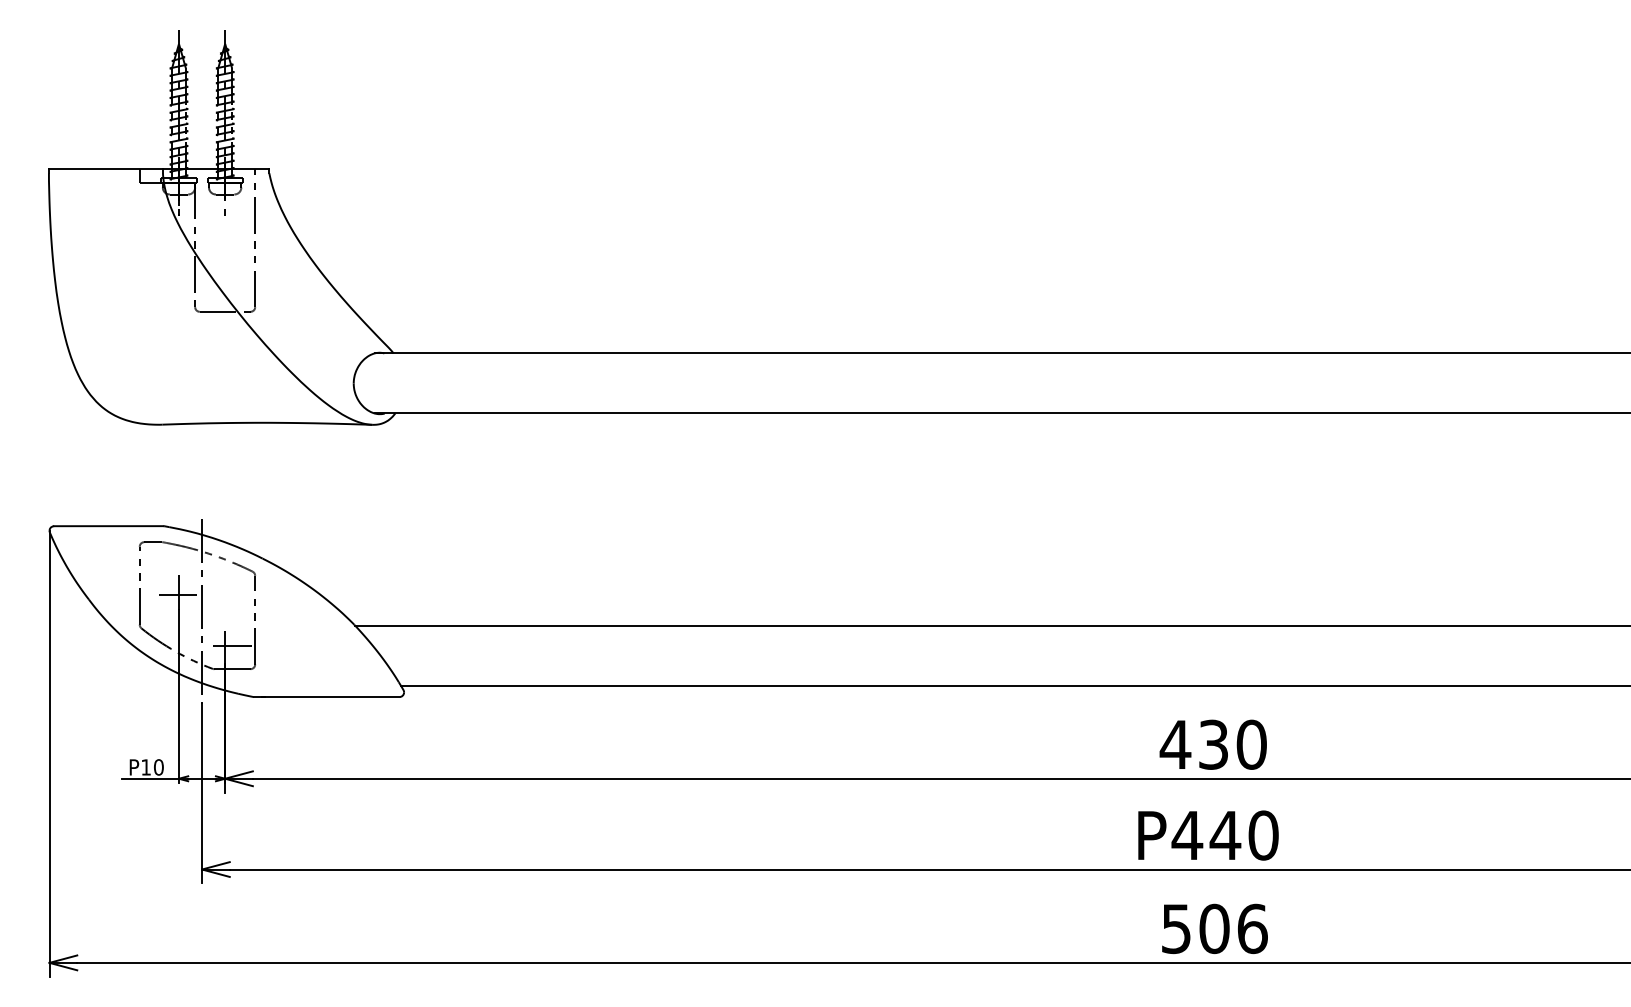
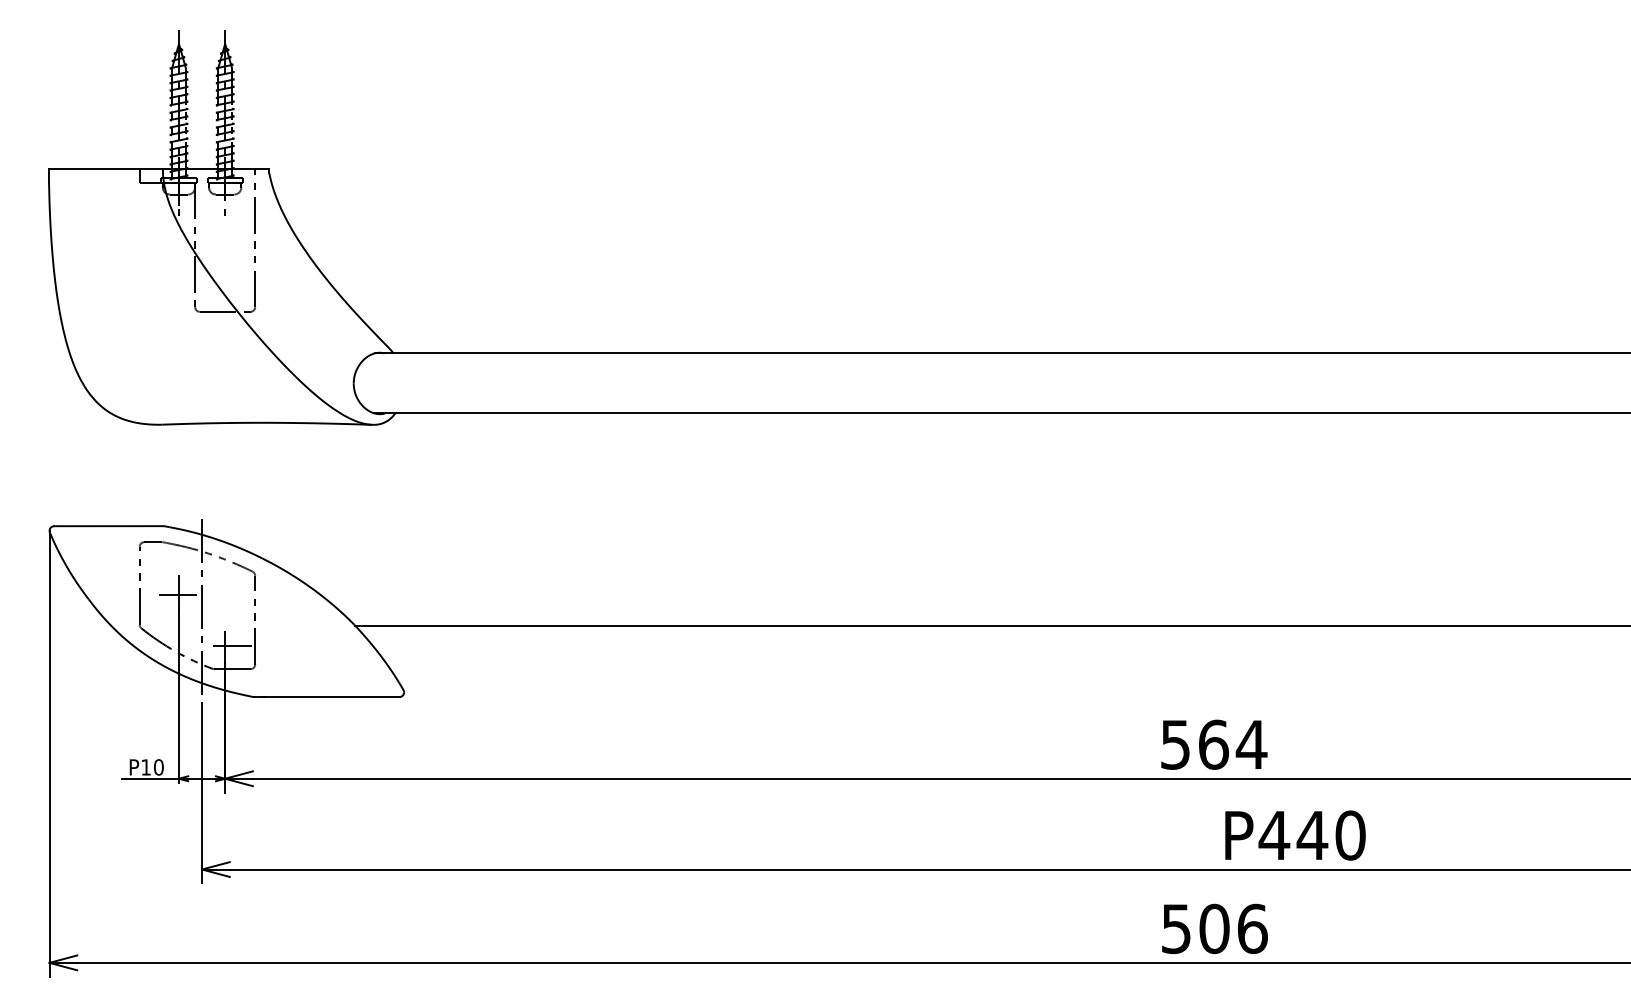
line: present -> none (1013, 685)
text: 430 -> 564 (1213, 744)
text position: (1208, 835) -> (1295, 835) (1295, 835)
